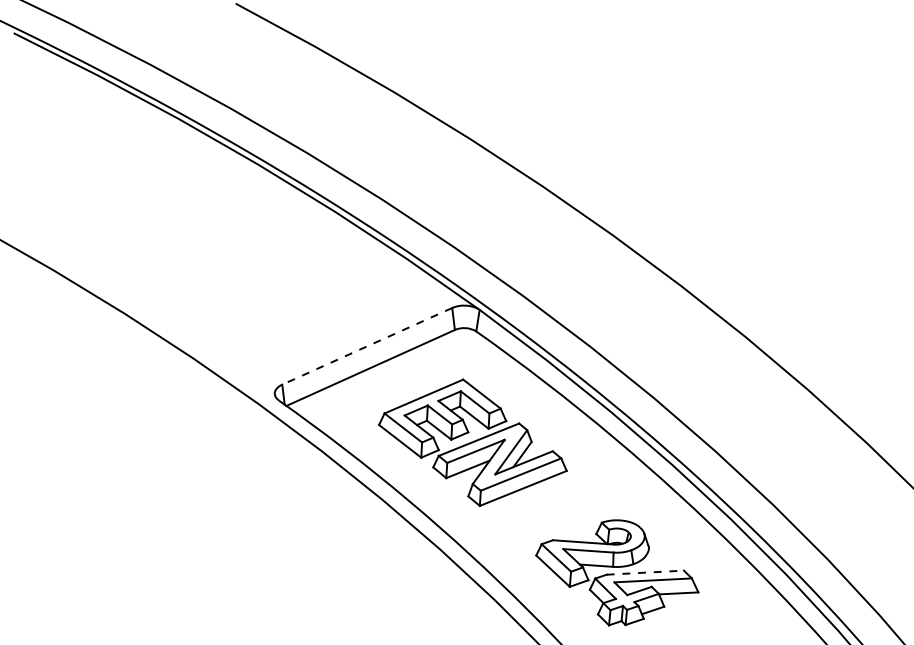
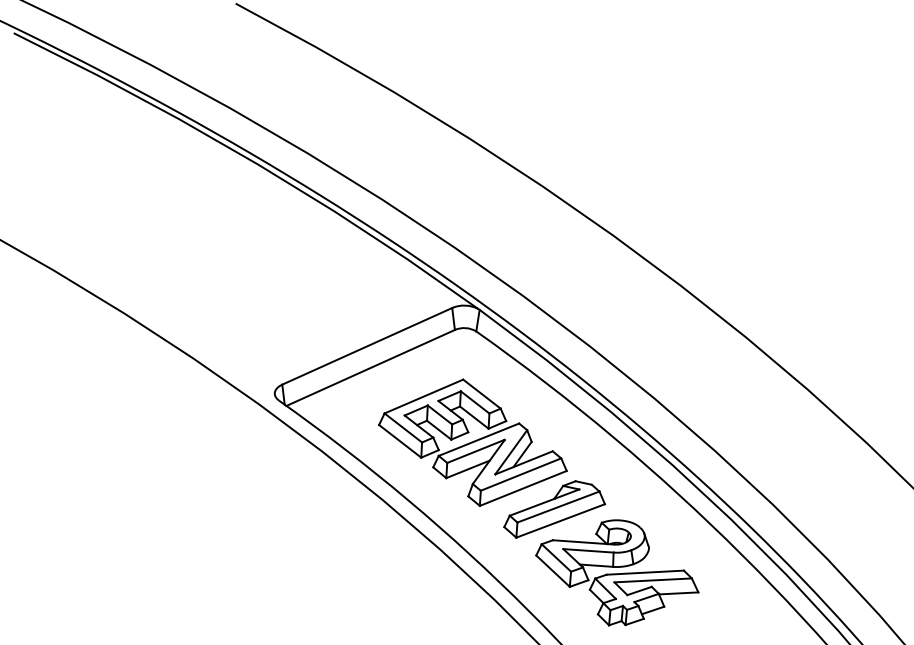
line: dashed -> solid (366, 346)
part: none -> present (554, 509)
line: dashed -> solid (645, 572)
